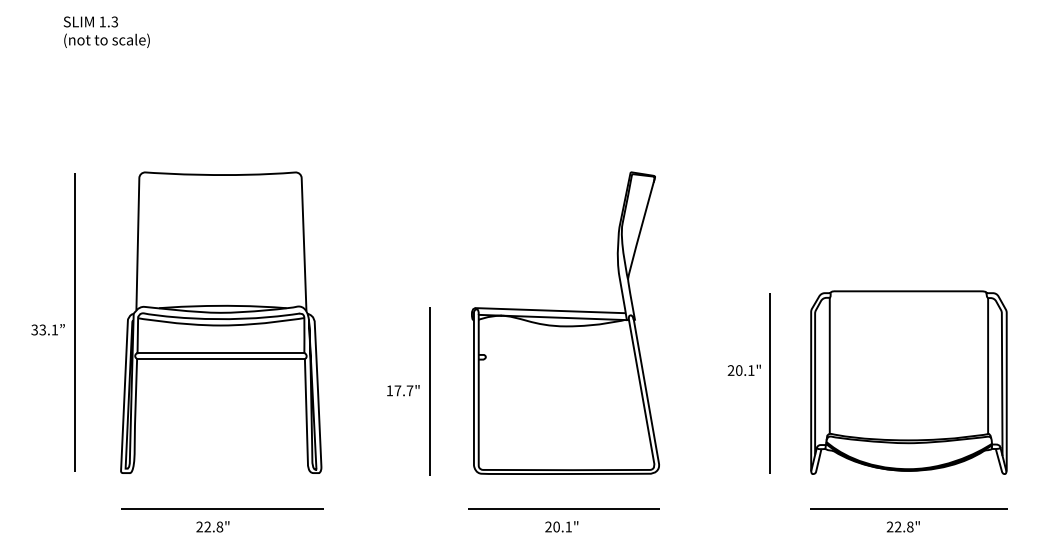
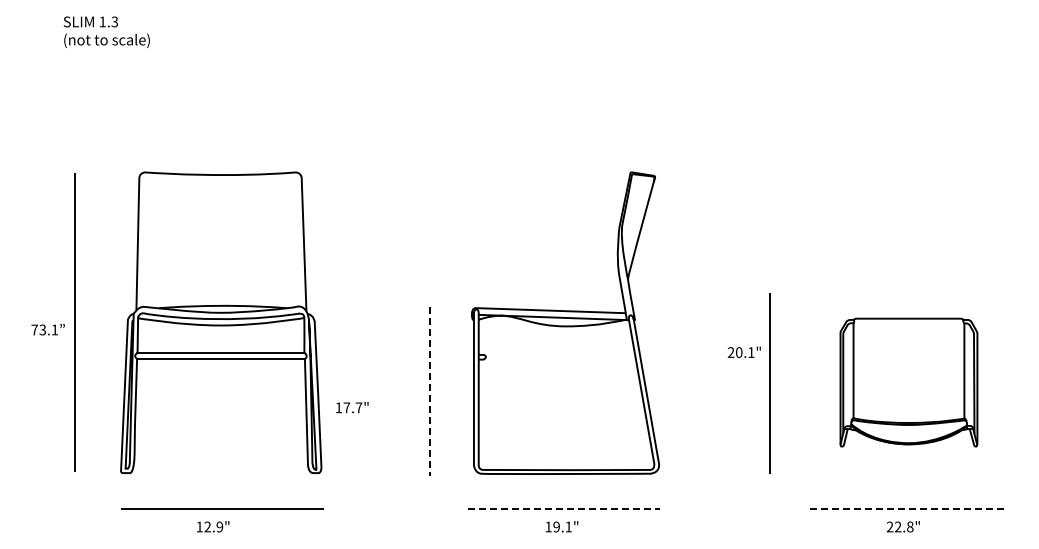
text: 33.1 -> 73.1 (34, 329)
text position: (743, 369) -> (743, 351) (743, 351)
part size: 198x185 px -> 140x131 px (908, 382)
text position: (403, 390) -> (352, 407) (352, 407)
line: solid -> dashed (430, 391)
line: solid -> dashed (564, 509)
line: solid -> dashed (908, 509)
text: 22.8" -> 12.9" (209, 526)
text: 20.1" -> 19.1" (552, 526)
